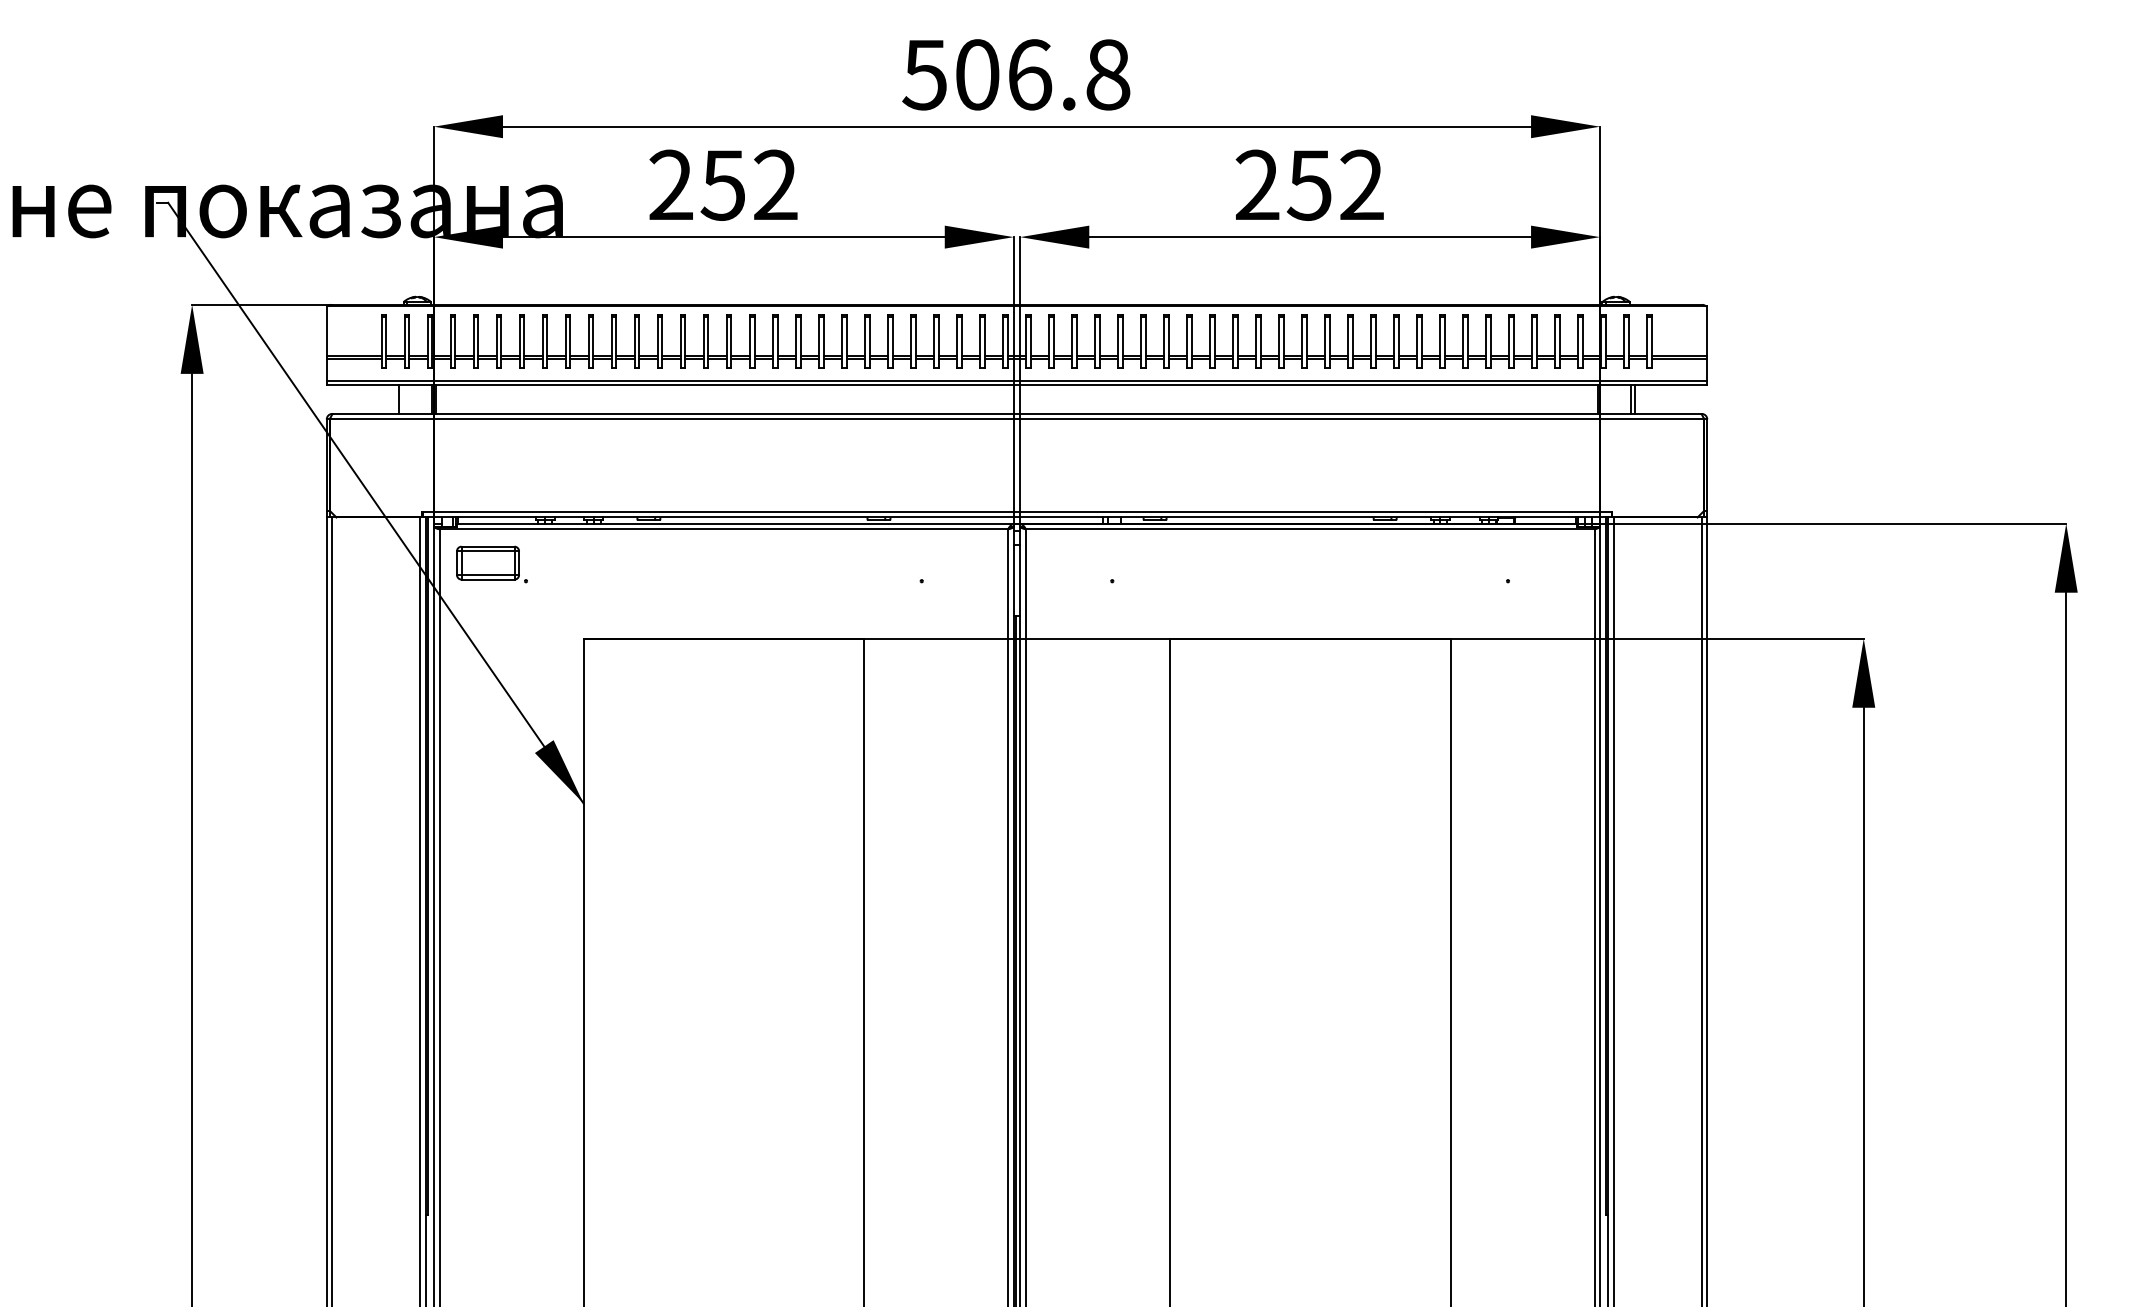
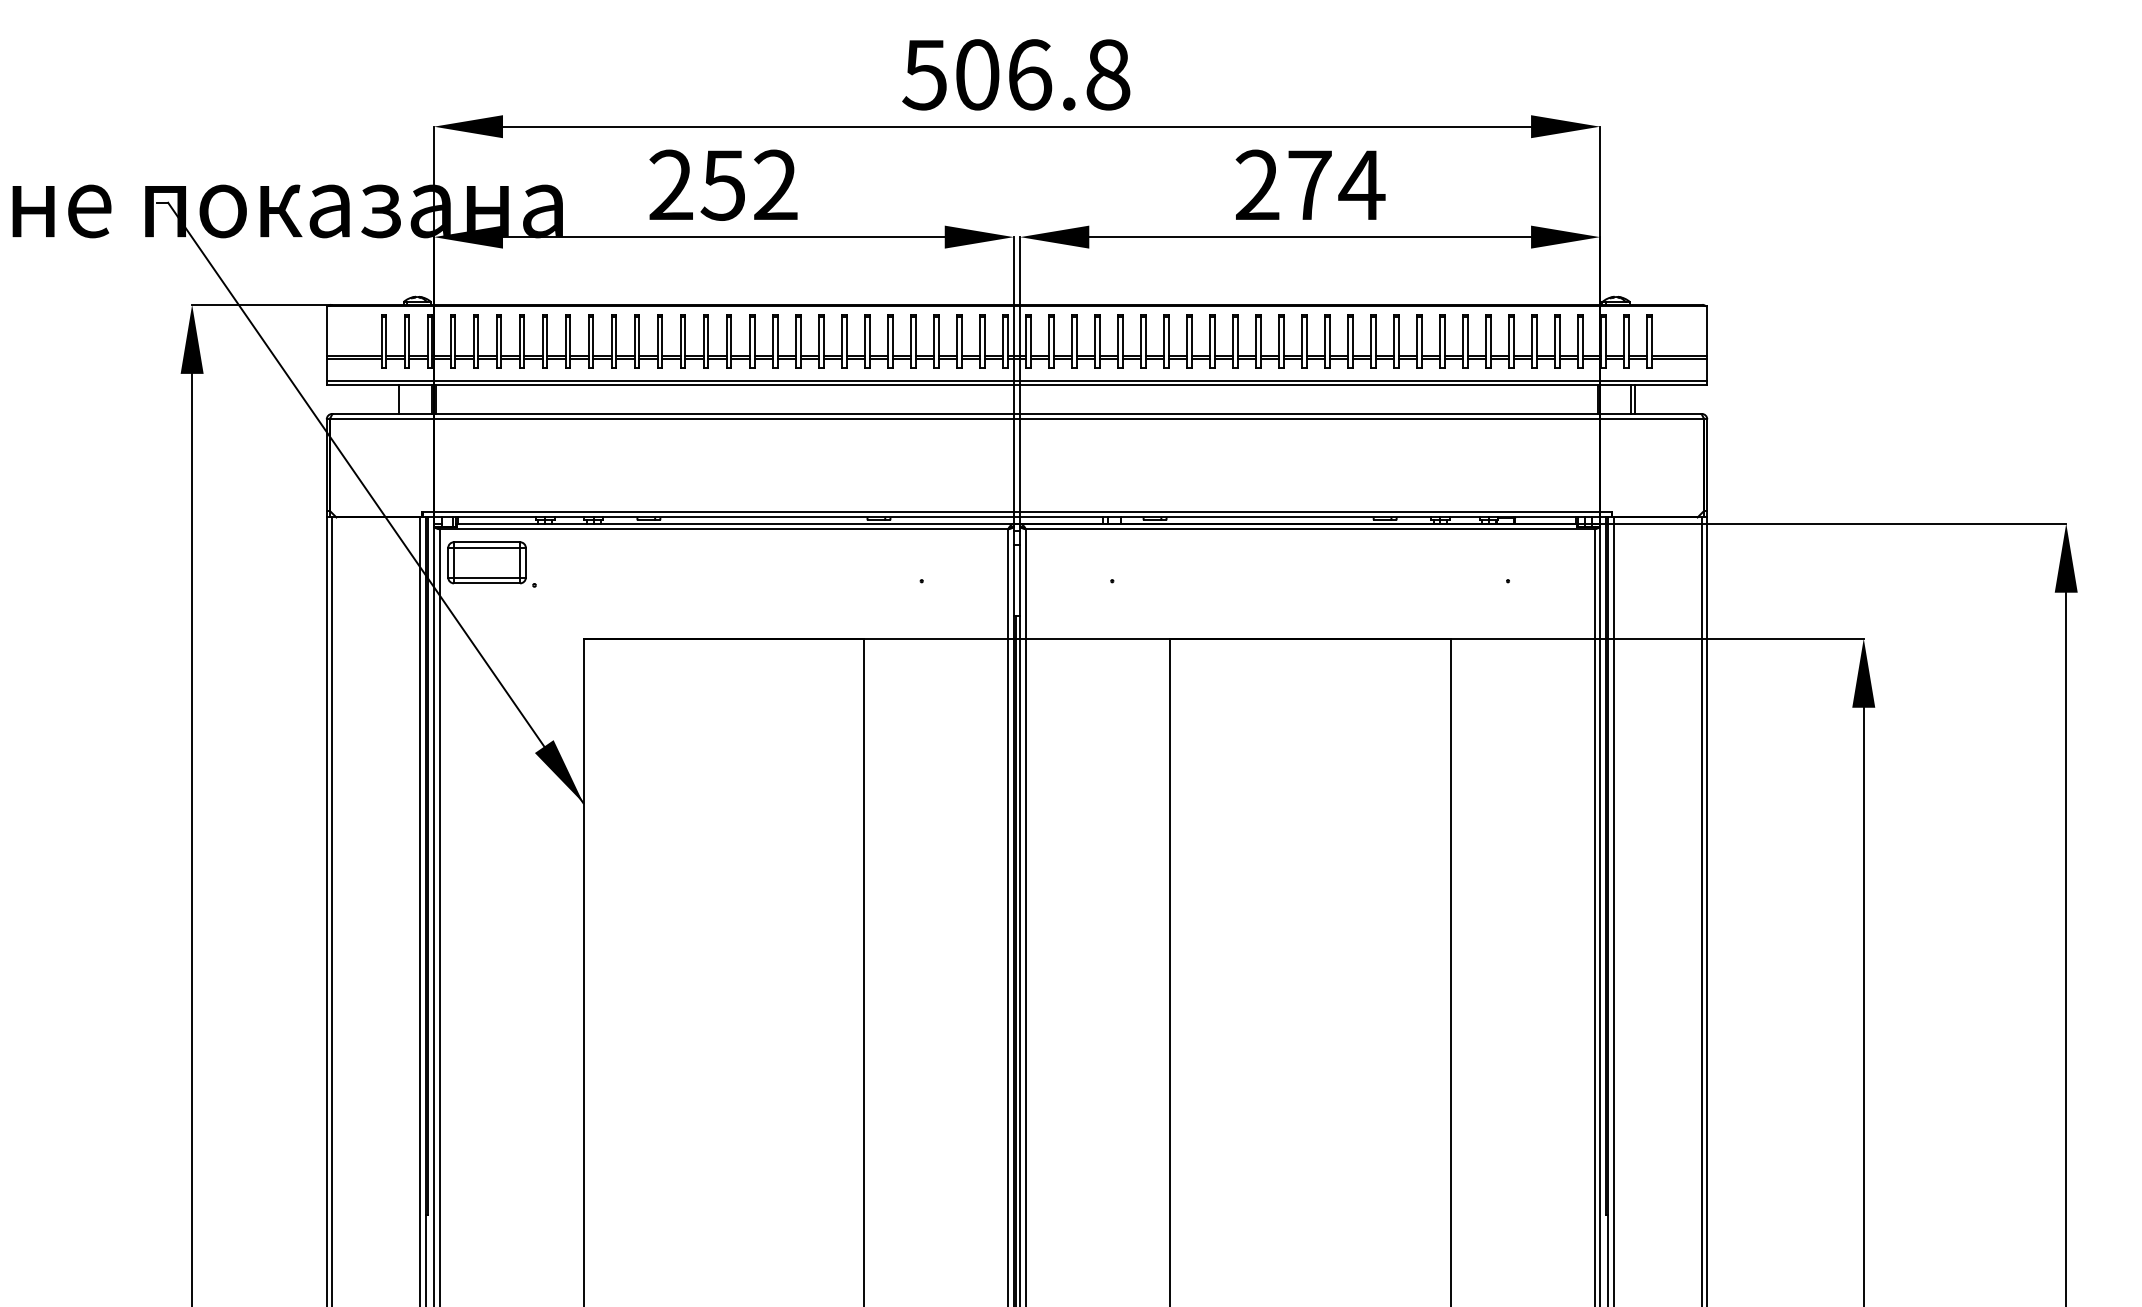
text: 252 -> 274 (1335, 184)
part size: 72x39 px -> 90x47 px (491, 564)
